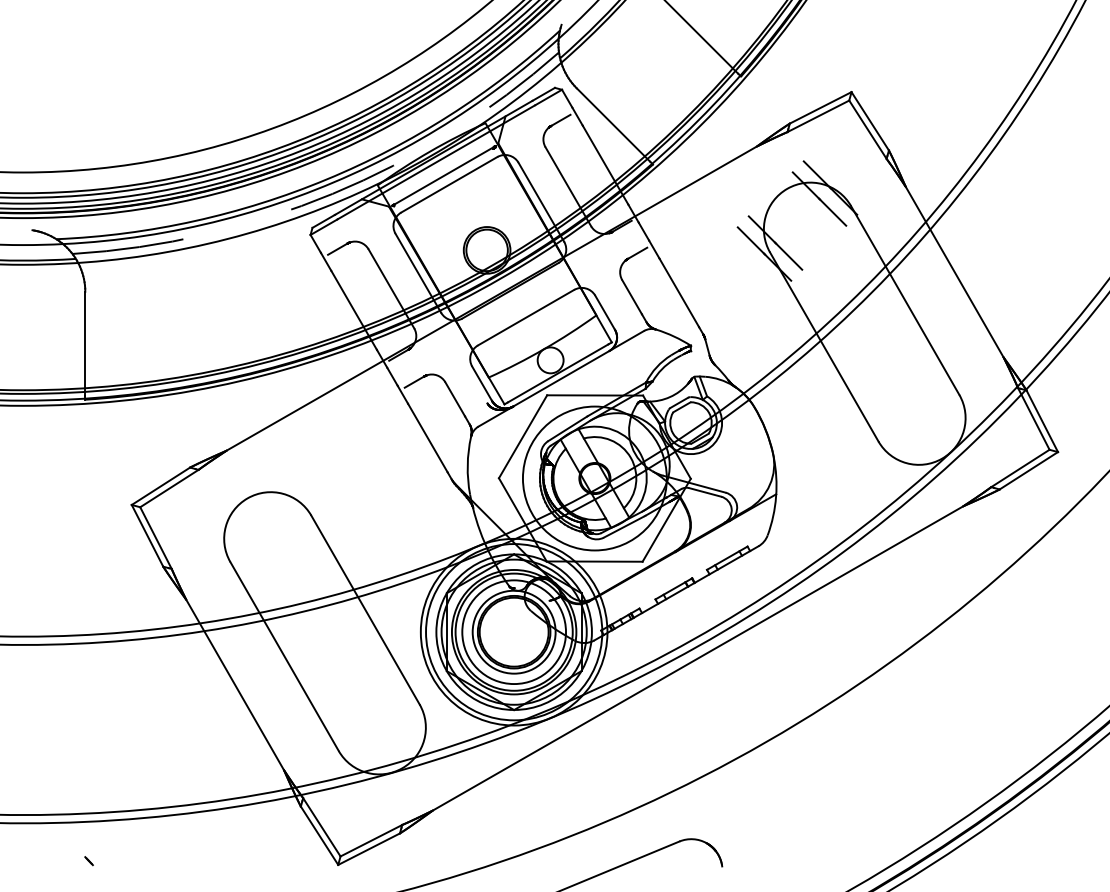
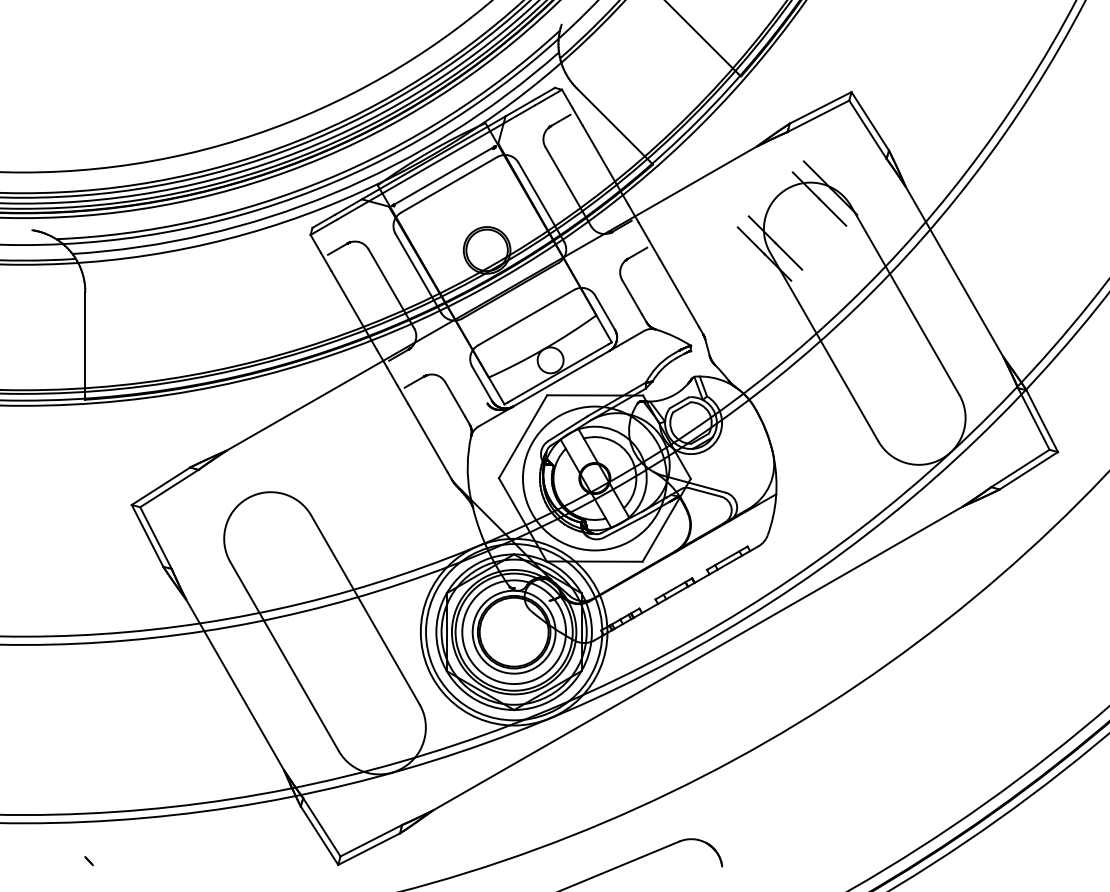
arc: dashed -> solid (332, 193)
